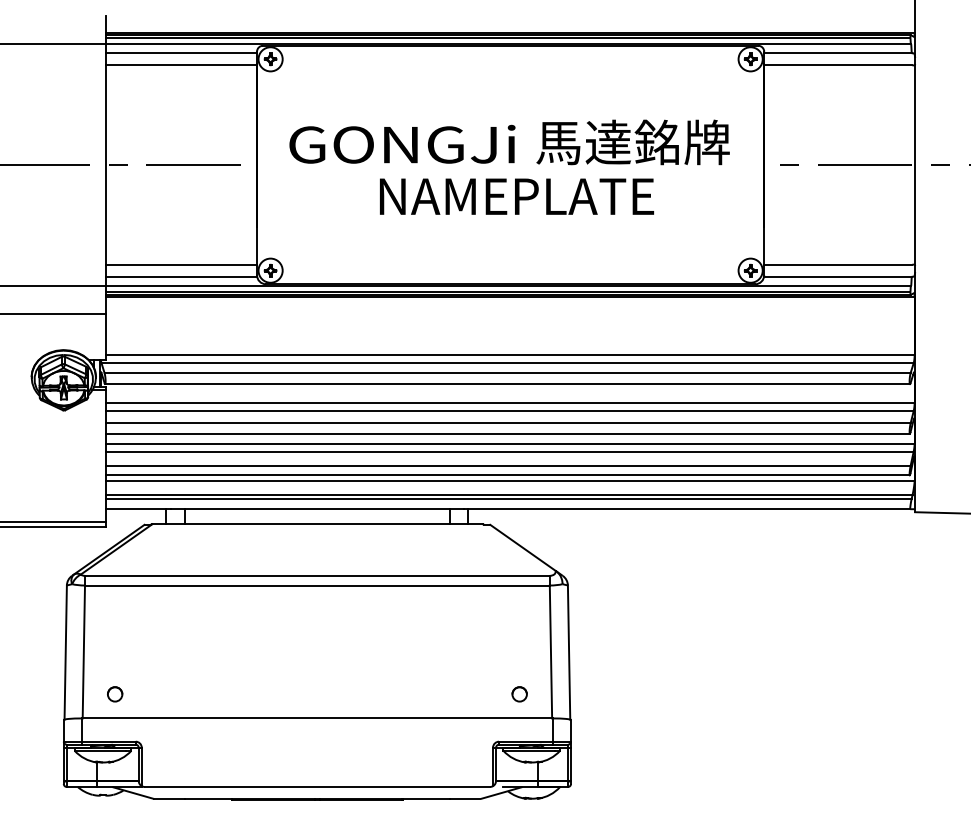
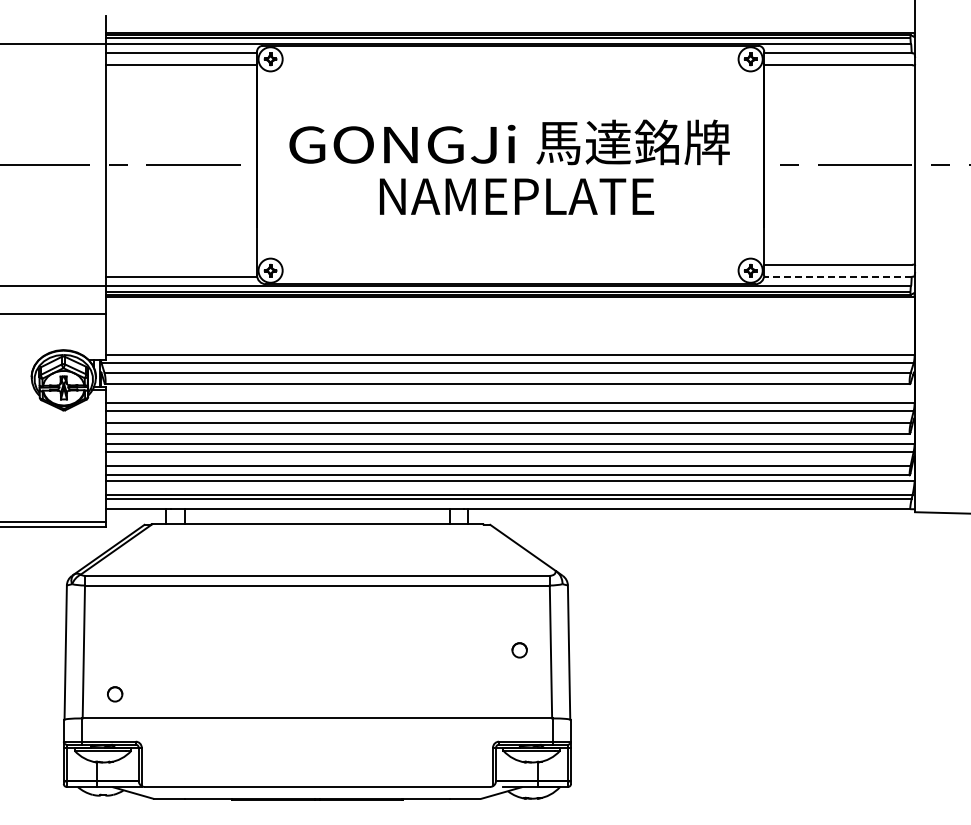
line: present -> none (181, 264)
line: solid -> dashed (837, 276)
circle position: (519, 694) -> (519, 650) (519, 650)
